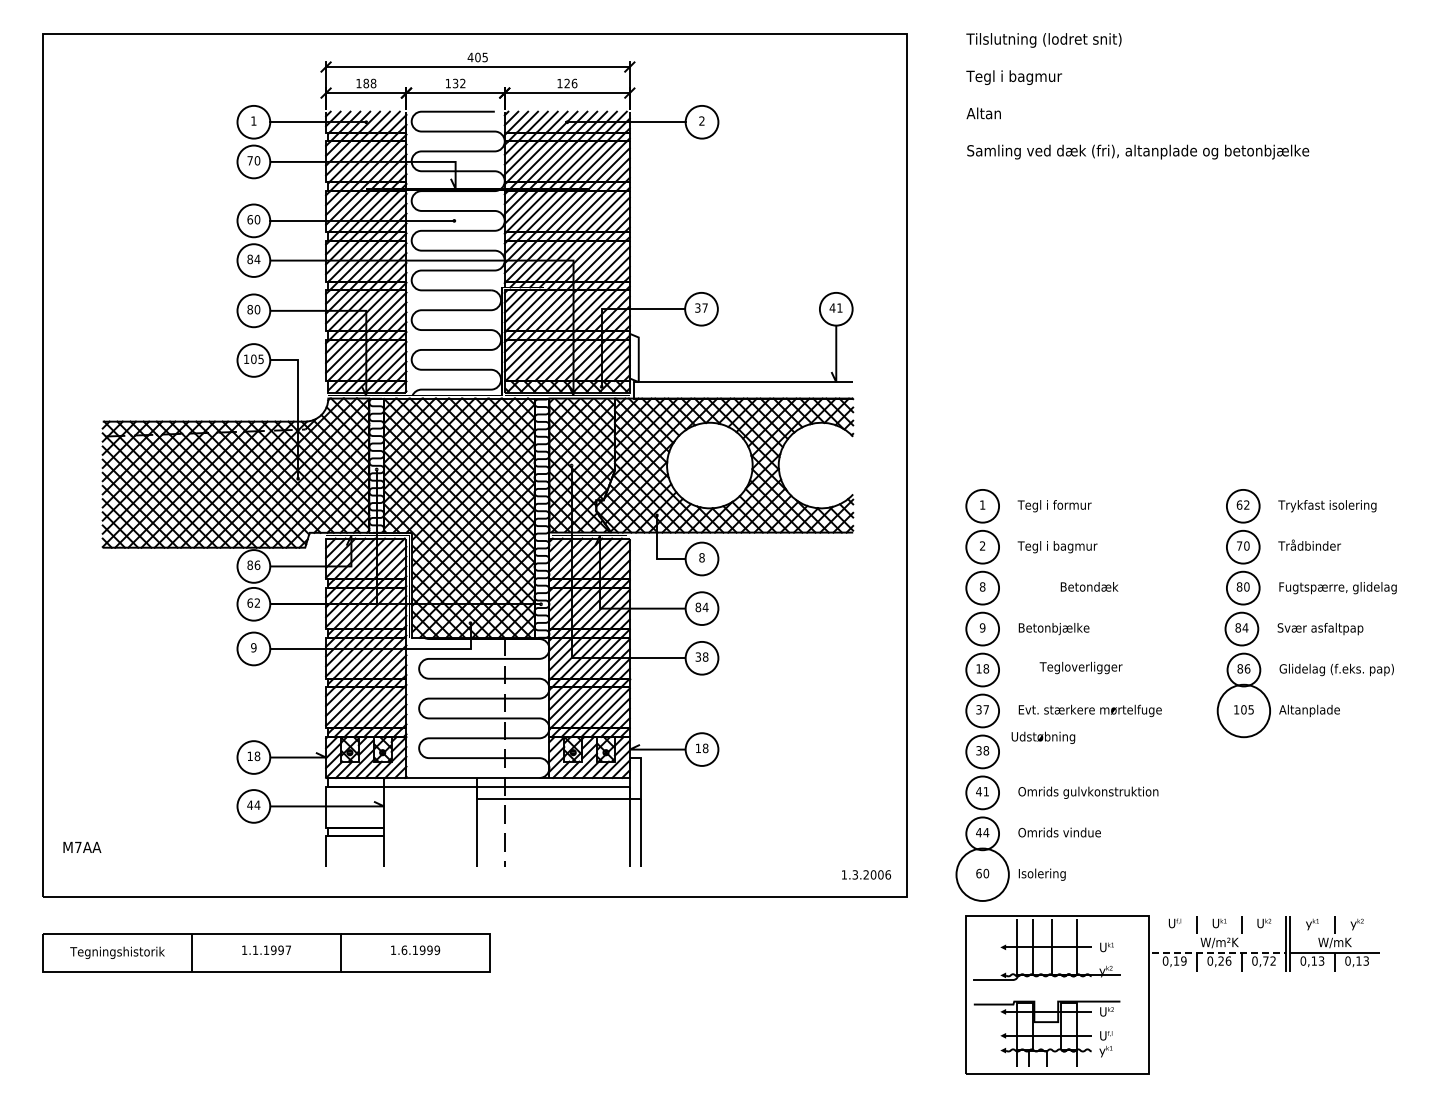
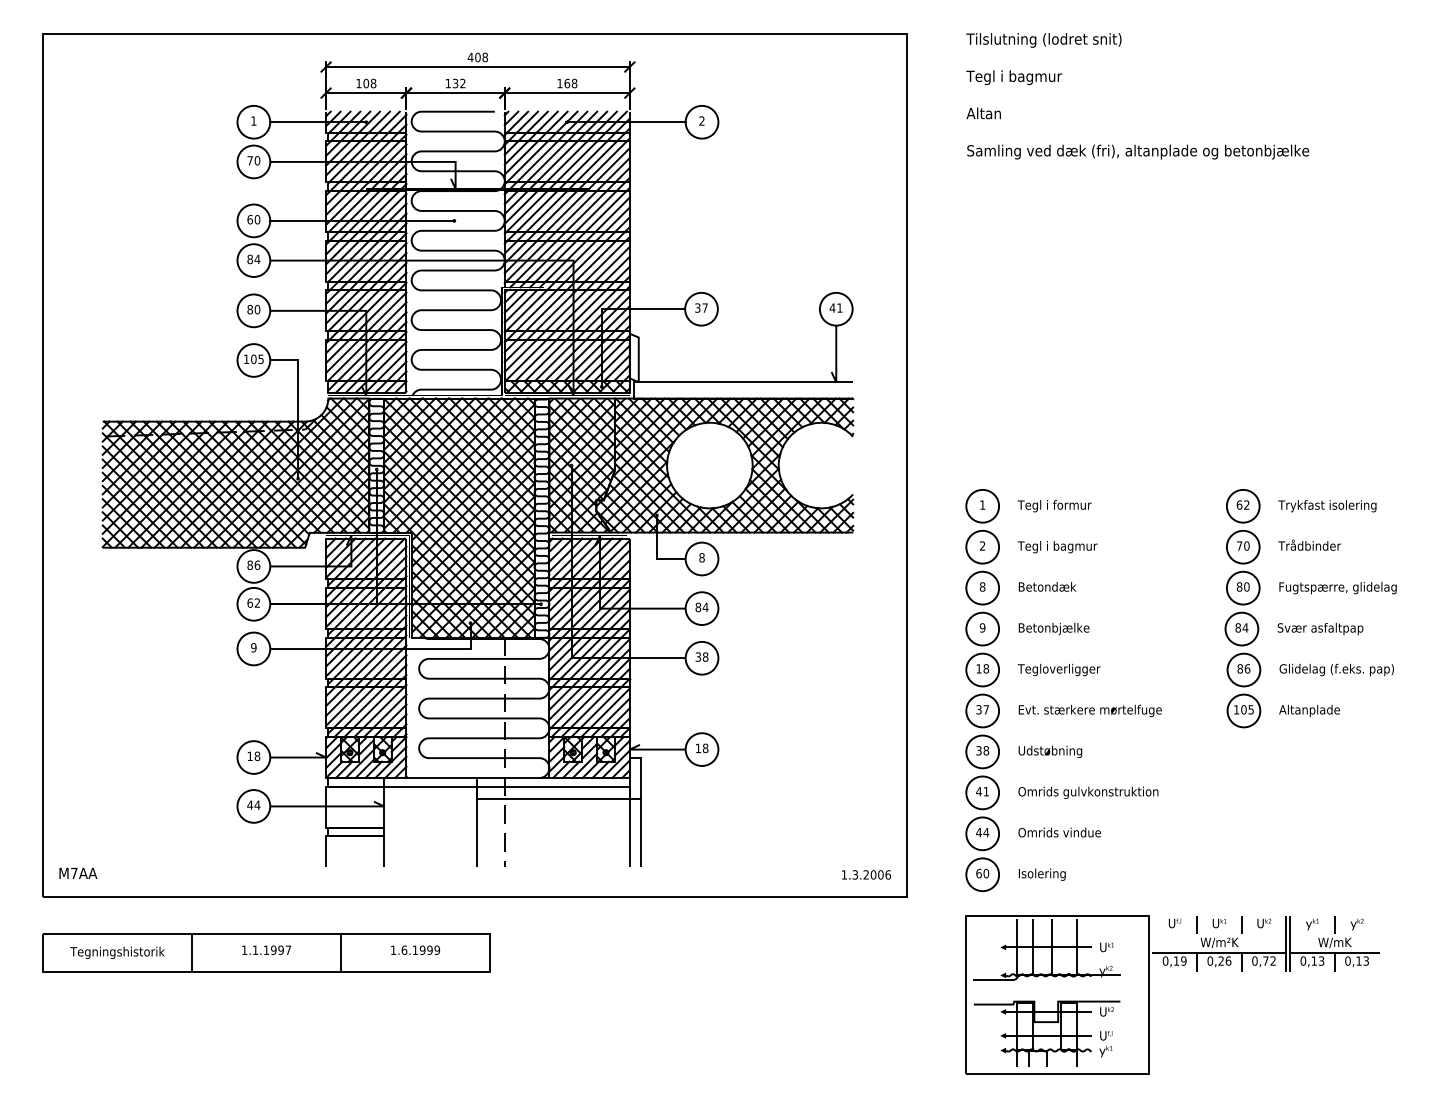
text: 405 -> 408 (485, 57)
text: 188 -> 108 (366, 83)
text: 126 -> 168 (570, 83)
text position: (1089, 586) -> (1047, 586) (1047, 586)
text position: (1080, 667) -> (1058, 669) (1058, 669)
circle diameter: 52 px -> 33 px (1243, 710)
text position: (1043, 737) -> (1050, 751) (1050, 751)
text position: (82, 846) -> (78, 872) (78, 872)
circle diameter: 52 px -> 33 px (982, 874)
line: dashed -> solid (1219, 952)
